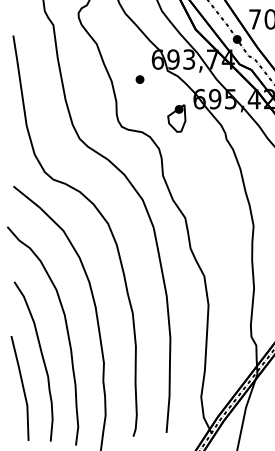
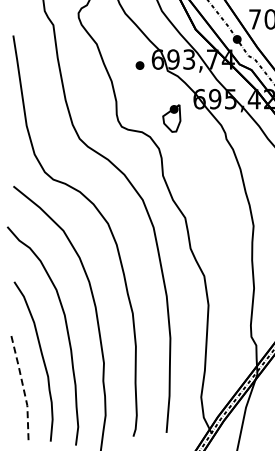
part position: (139, 79) -> (139, 65) (139, 65)
part position: (176, 118) -> (171, 118) (171, 118)
line: solid -> dashed (23, 388)
